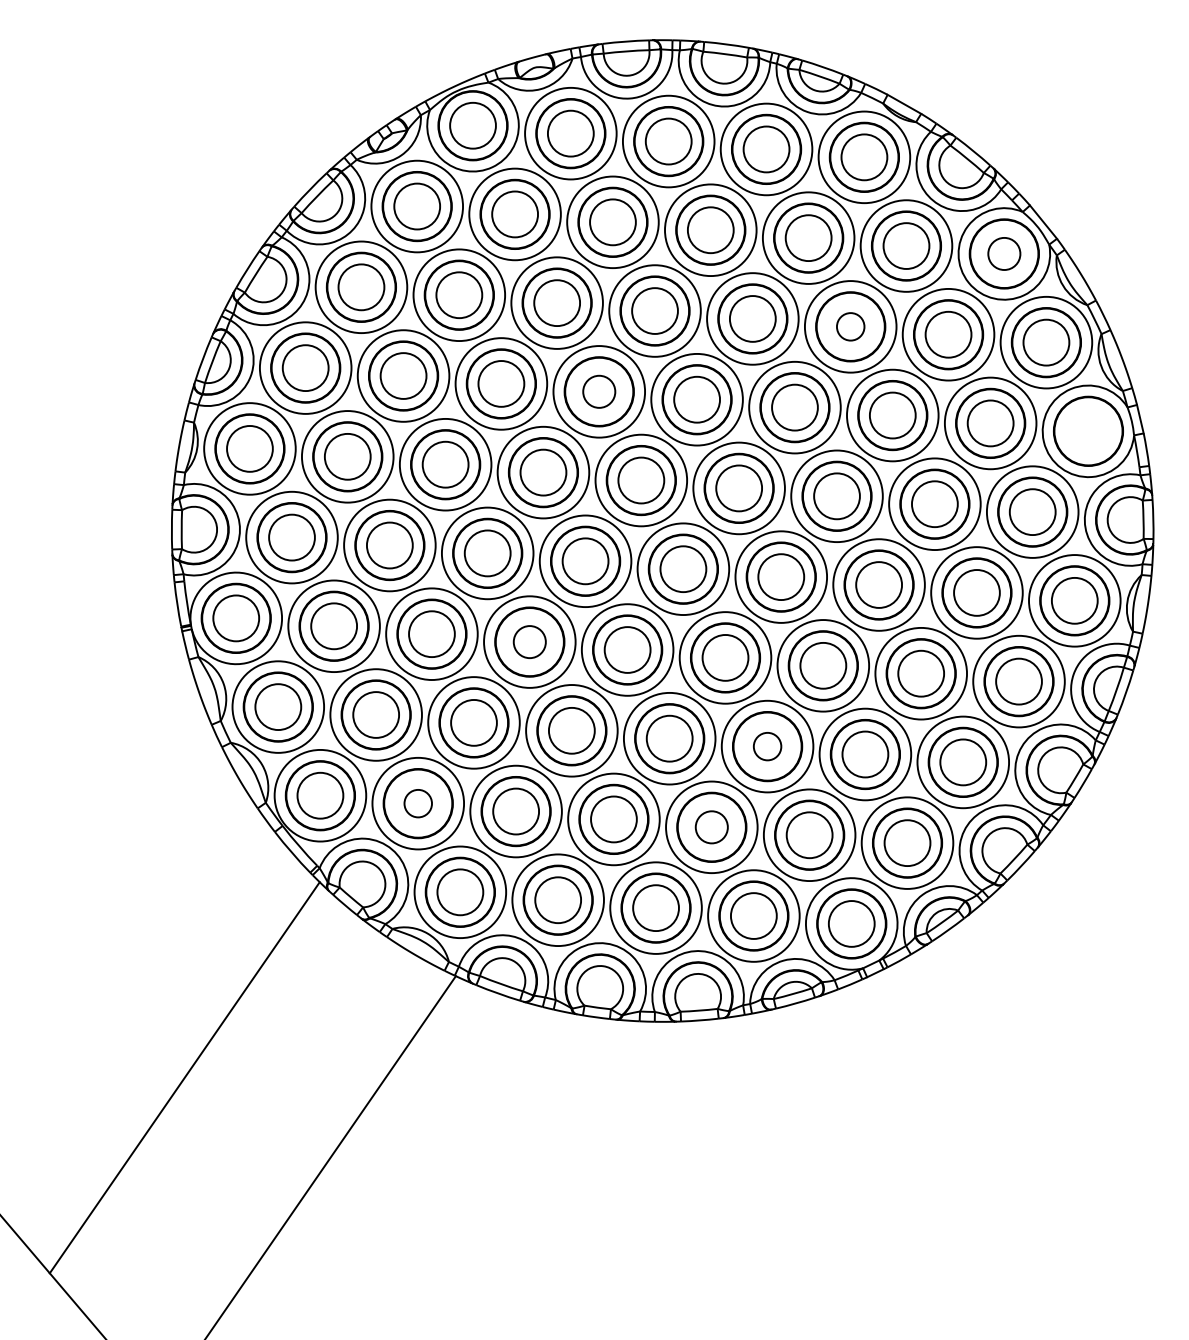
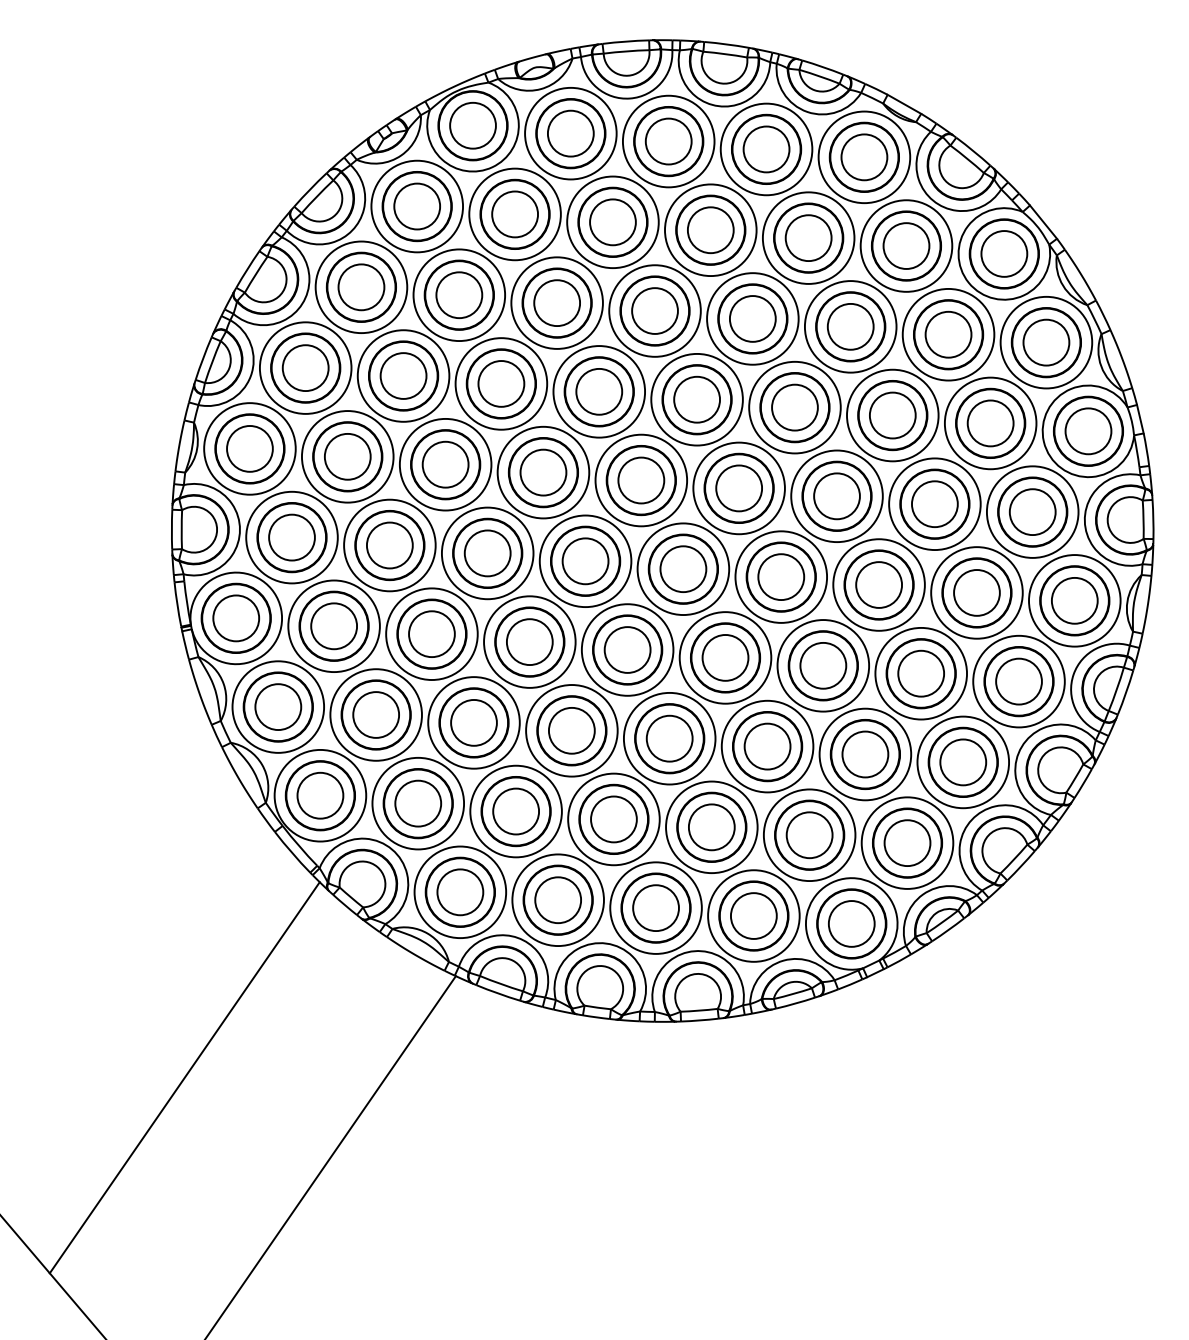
circle diameter: 32 px -> 46 px (1004, 253)
circle diameter: 28 px -> 46 px (850, 326)
circle diameter: 32 px -> 46 px (599, 391)
circle: none -> present (1088, 431)
circle diameter: 32 px -> 46 px (529, 642)
circle diameter: 28 px -> 46 px (767, 746)
circle diameter: 28 px -> 46 px (418, 803)
circle diameter: 32 px -> 46 px (711, 827)
